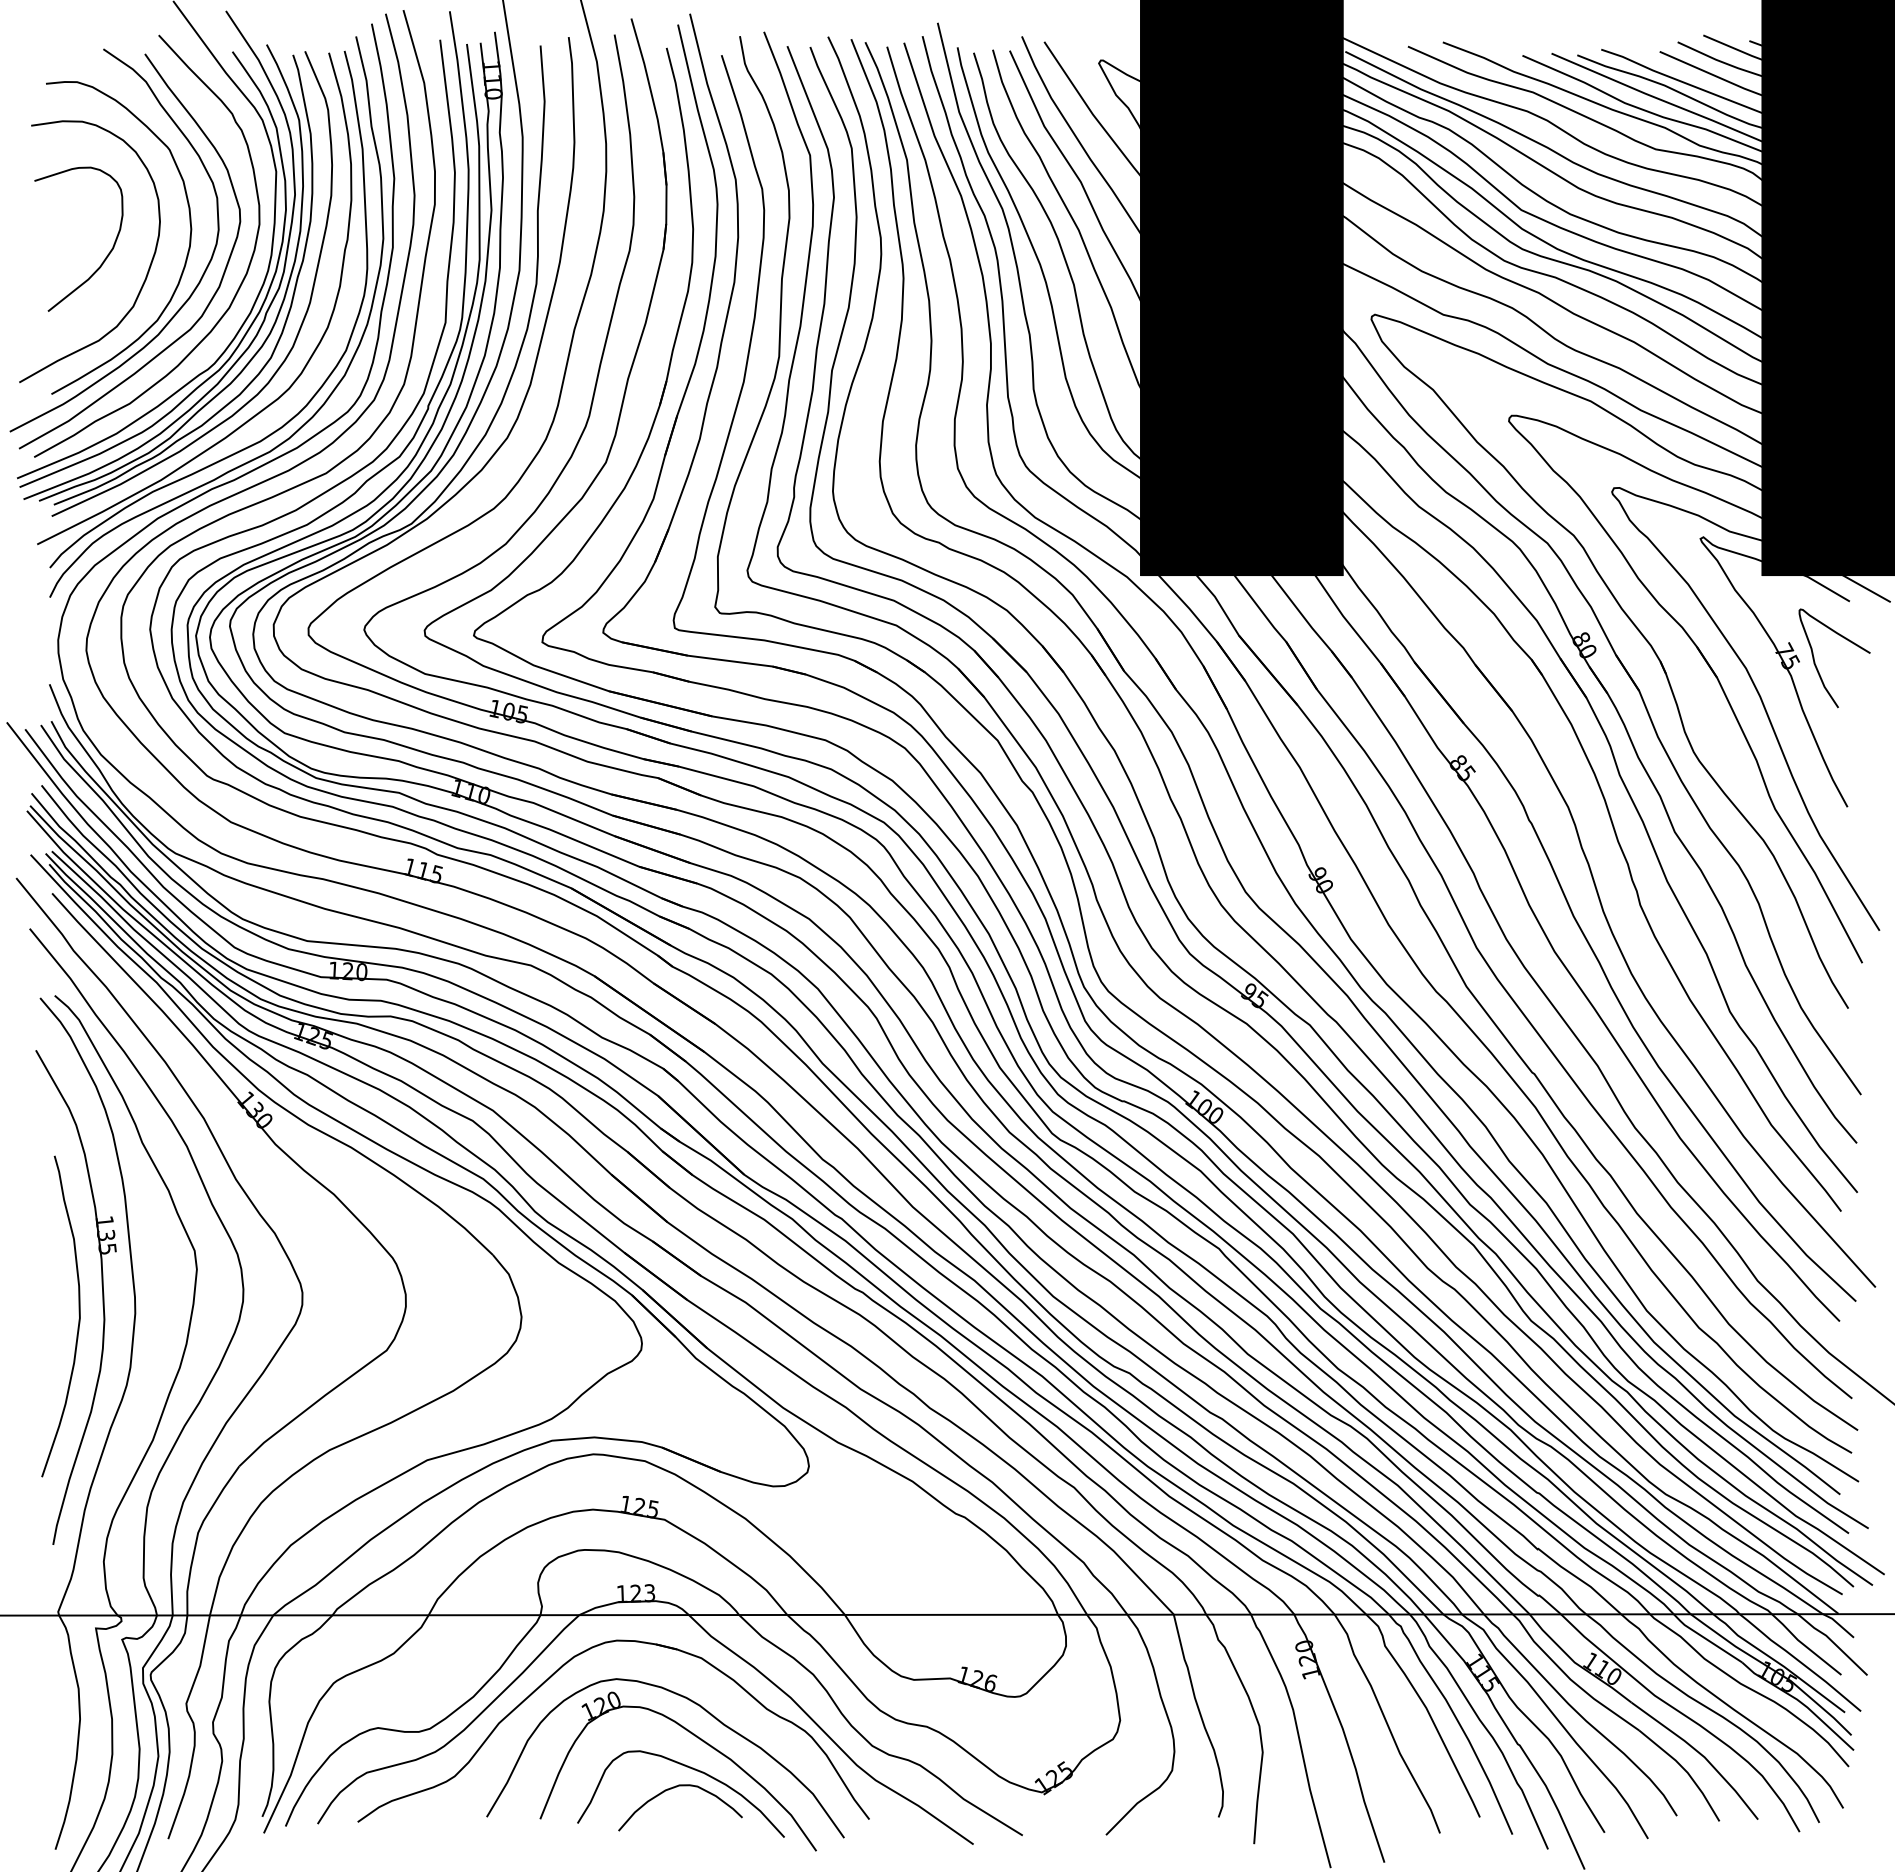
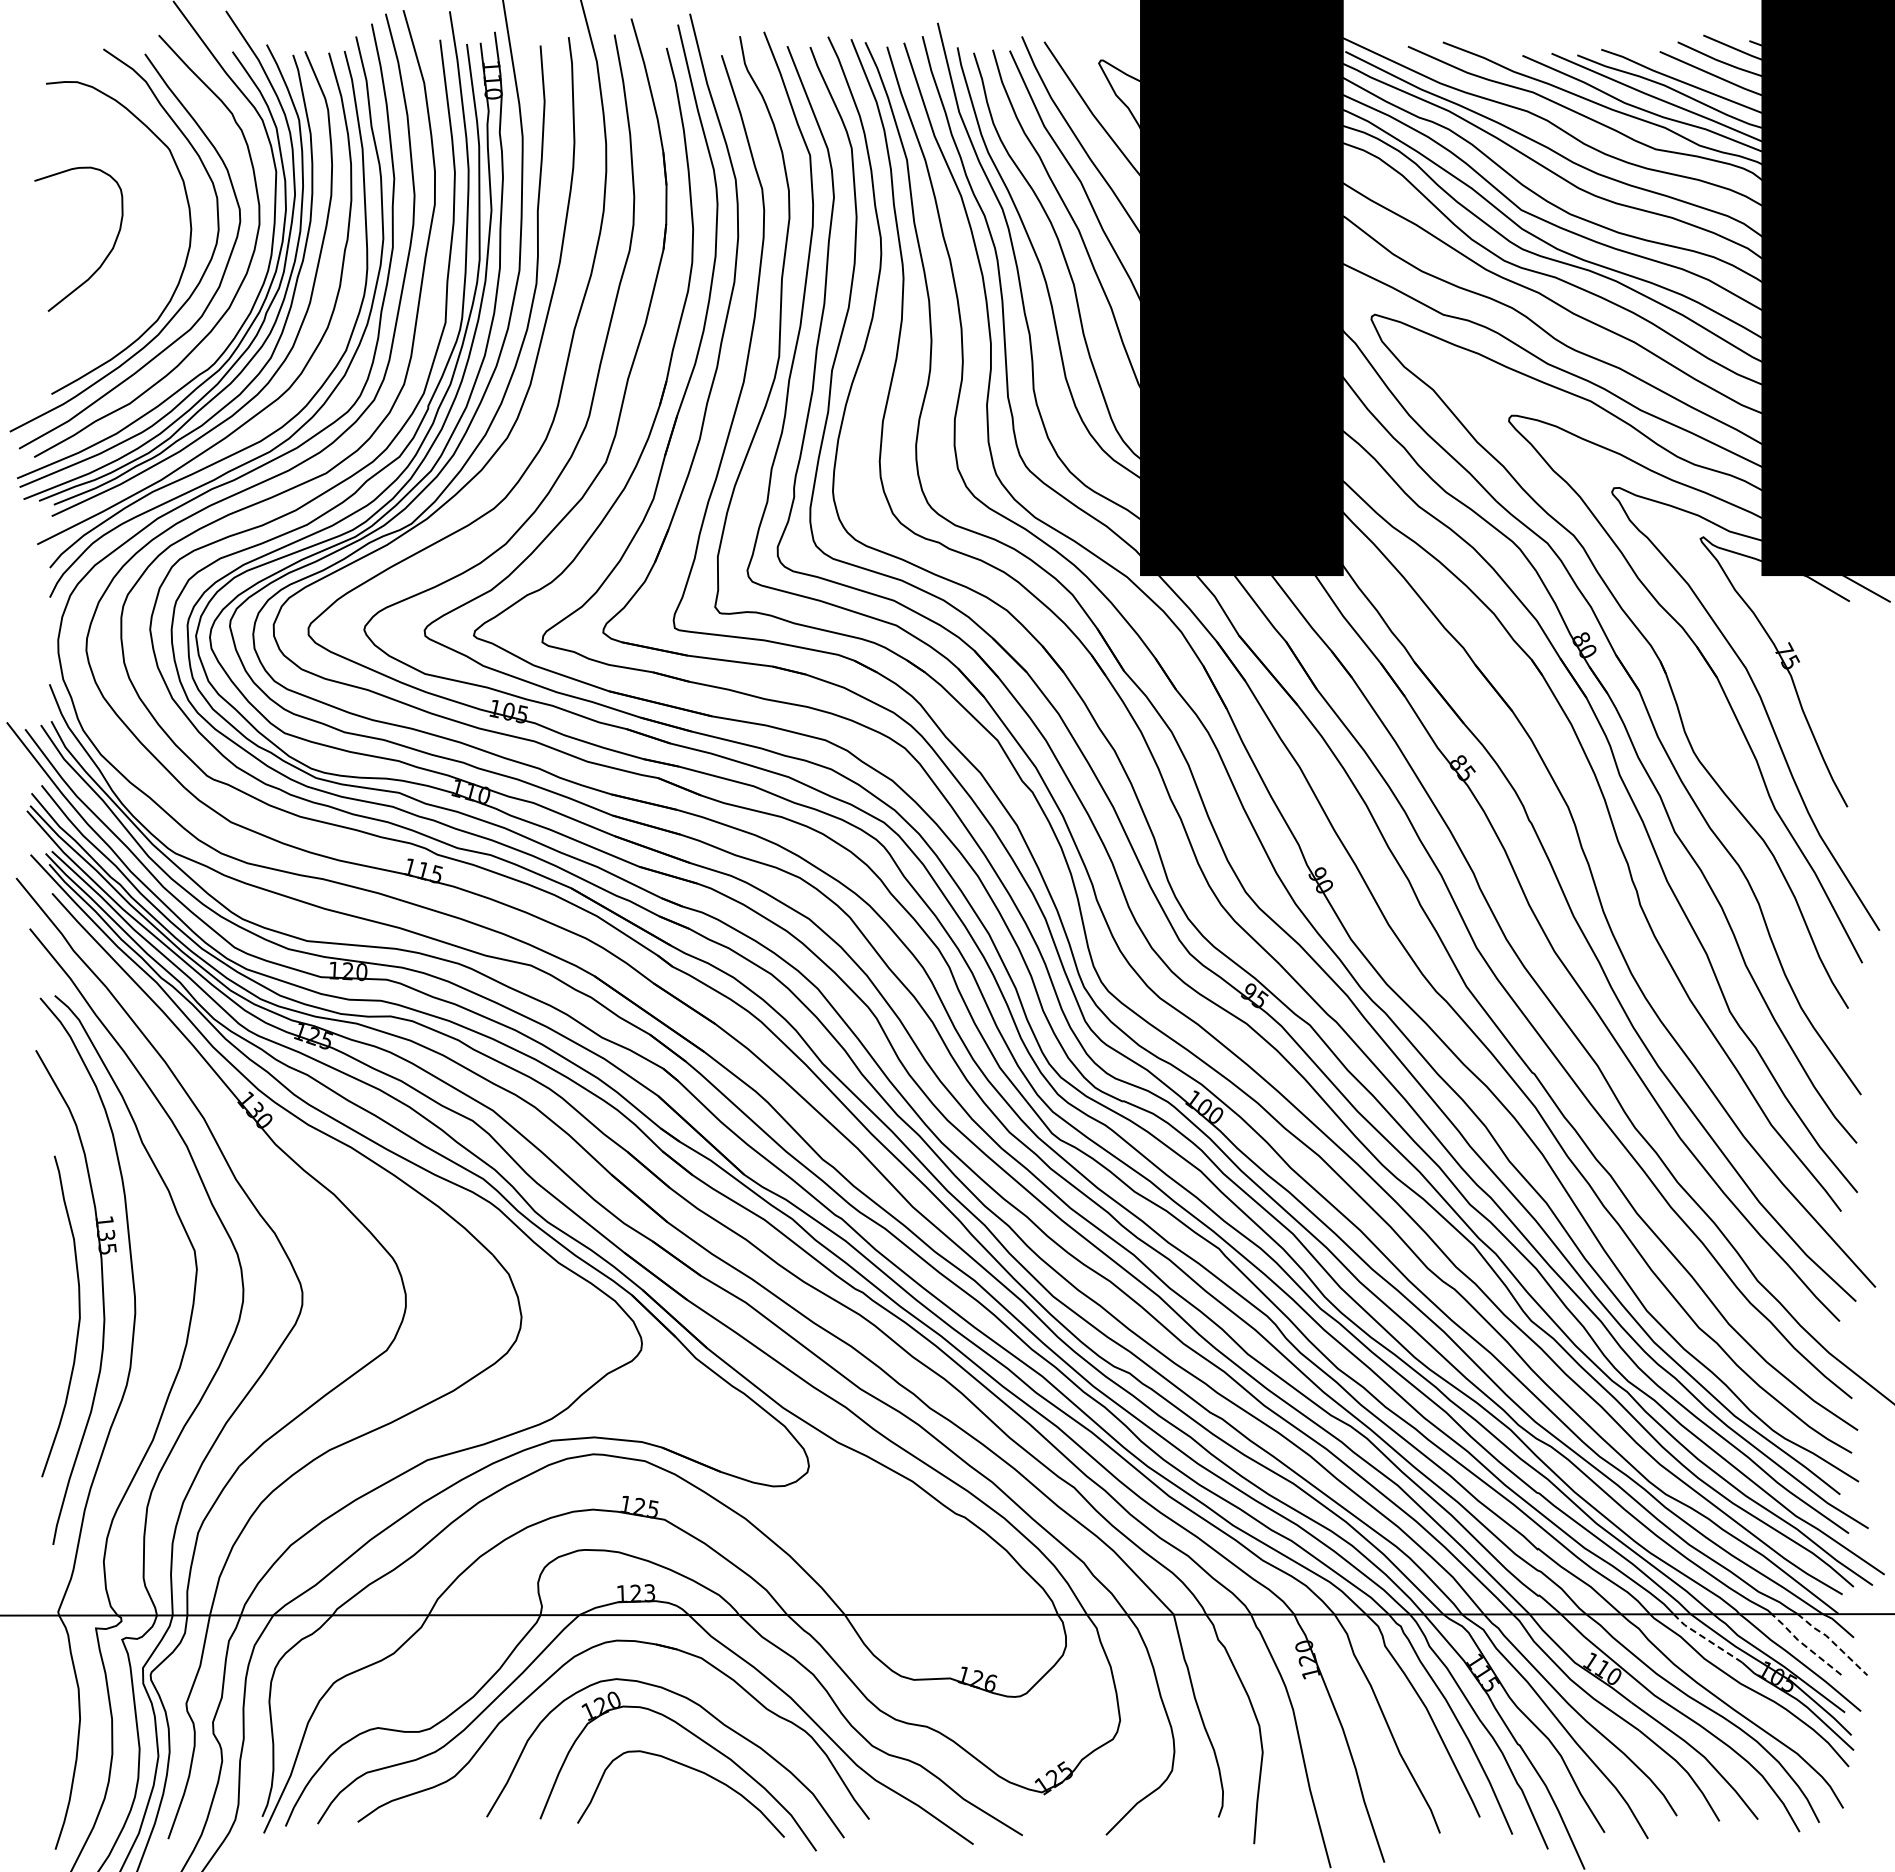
curve: present -> none (147, 270)
curve: present -> none (1815, 661)
line: solid -> dashed (1705, 1638)
line: solid -> dashed (1833, 1642)
line: solid -> dashed (1804, 1645)
curve: present -> none (674, 1788)
